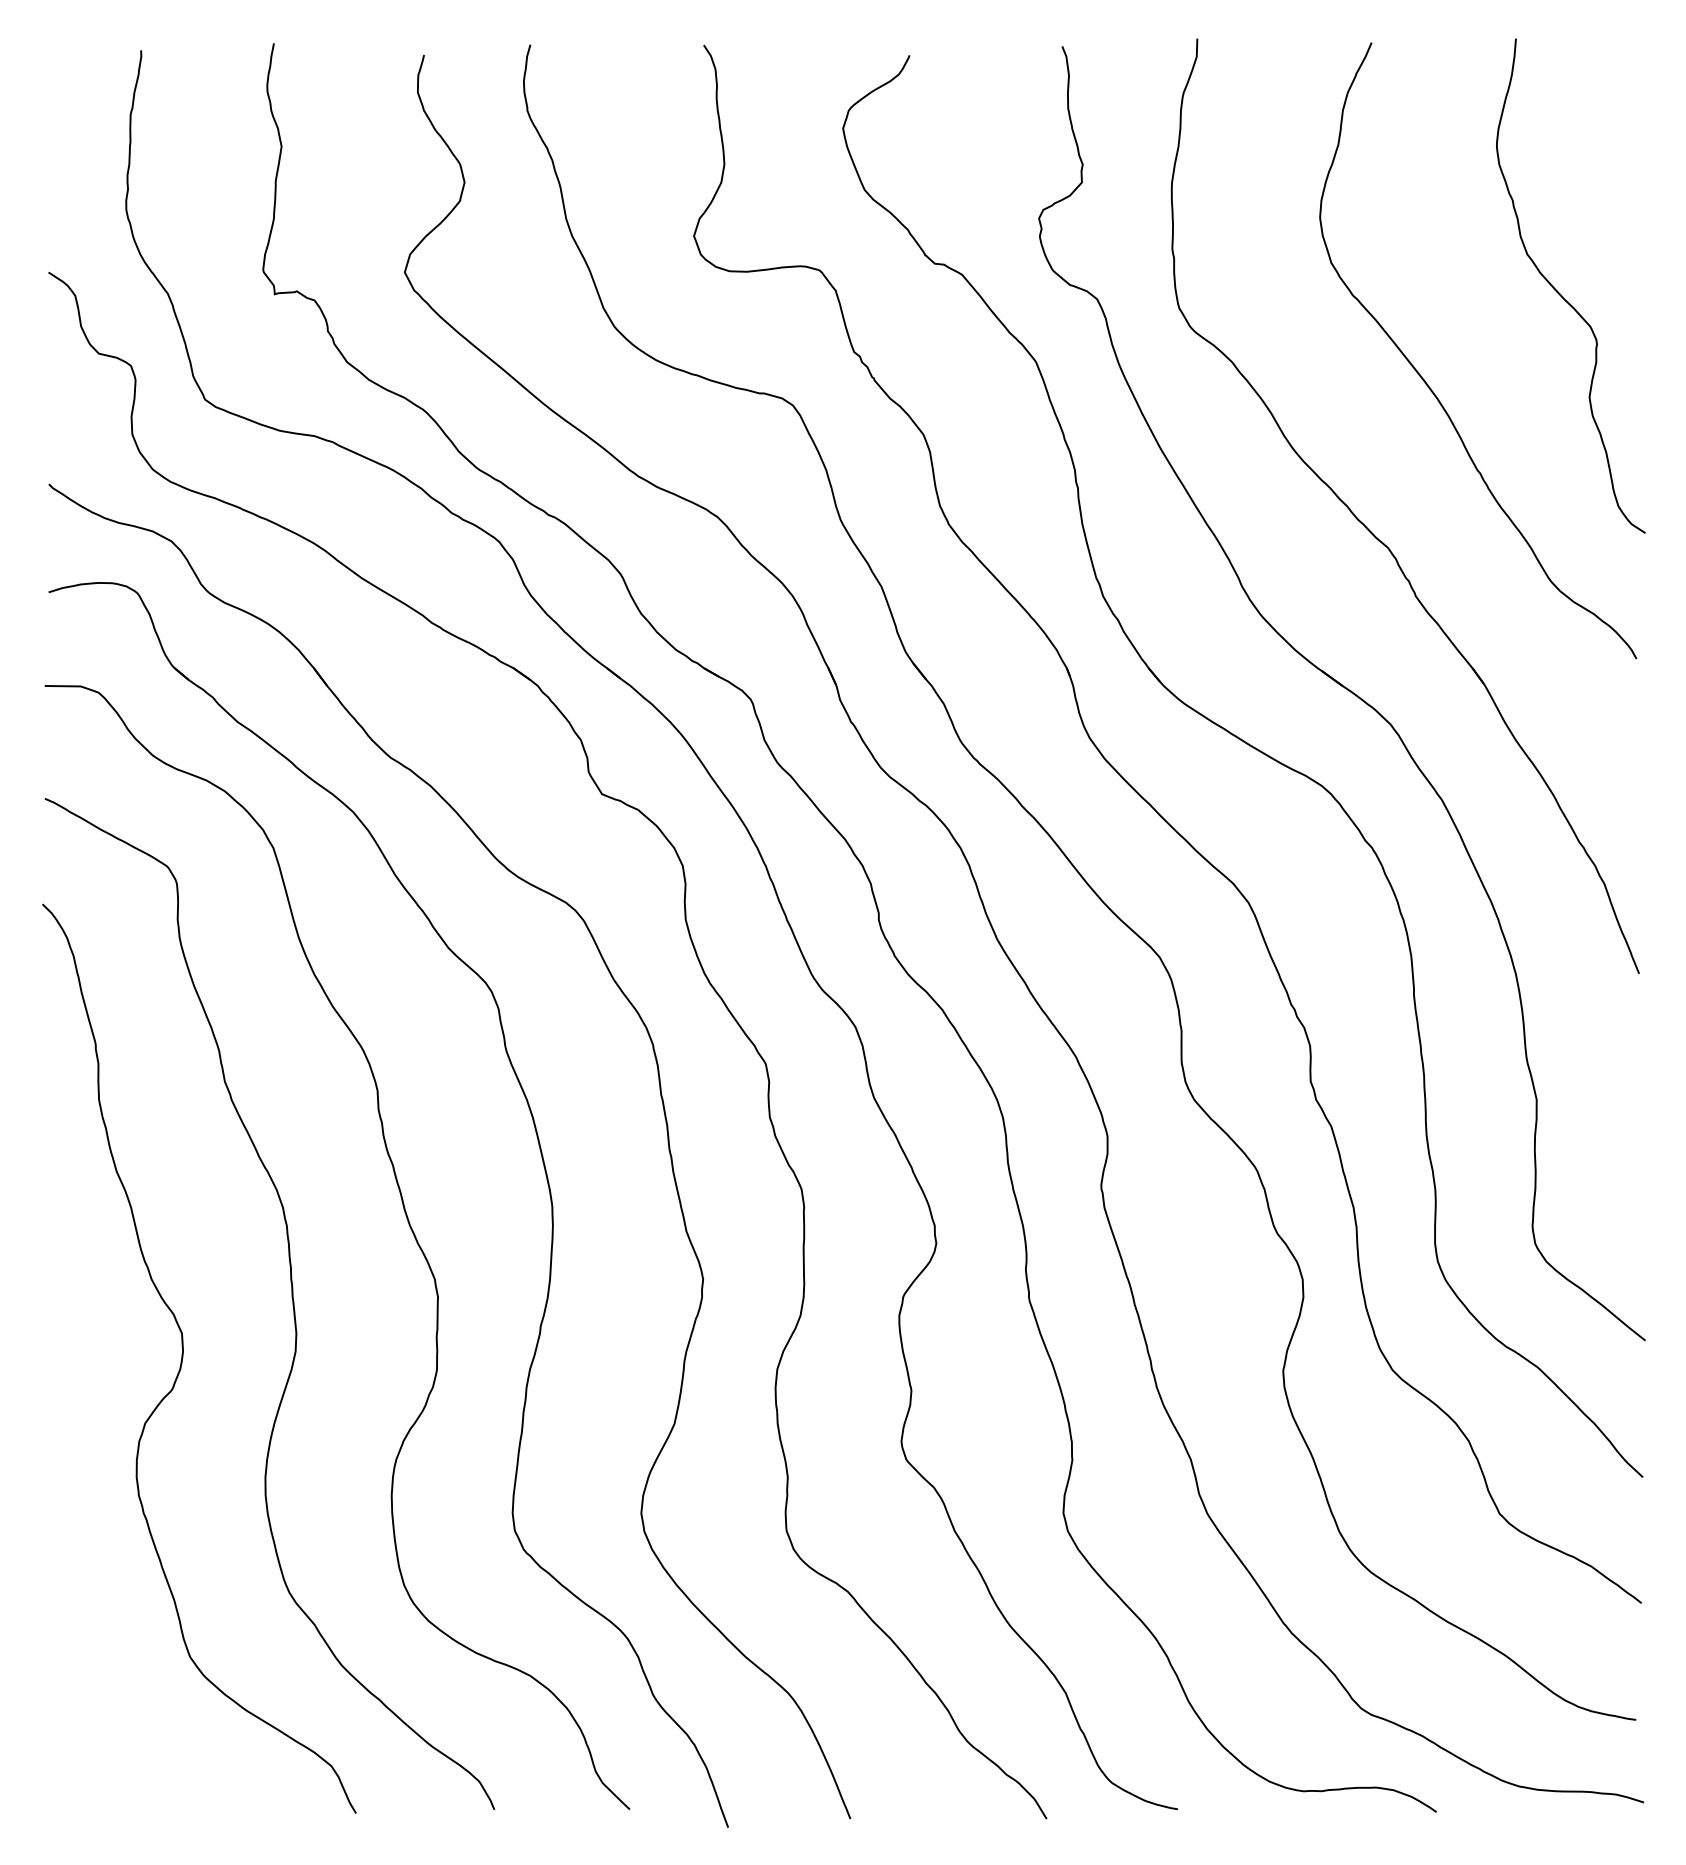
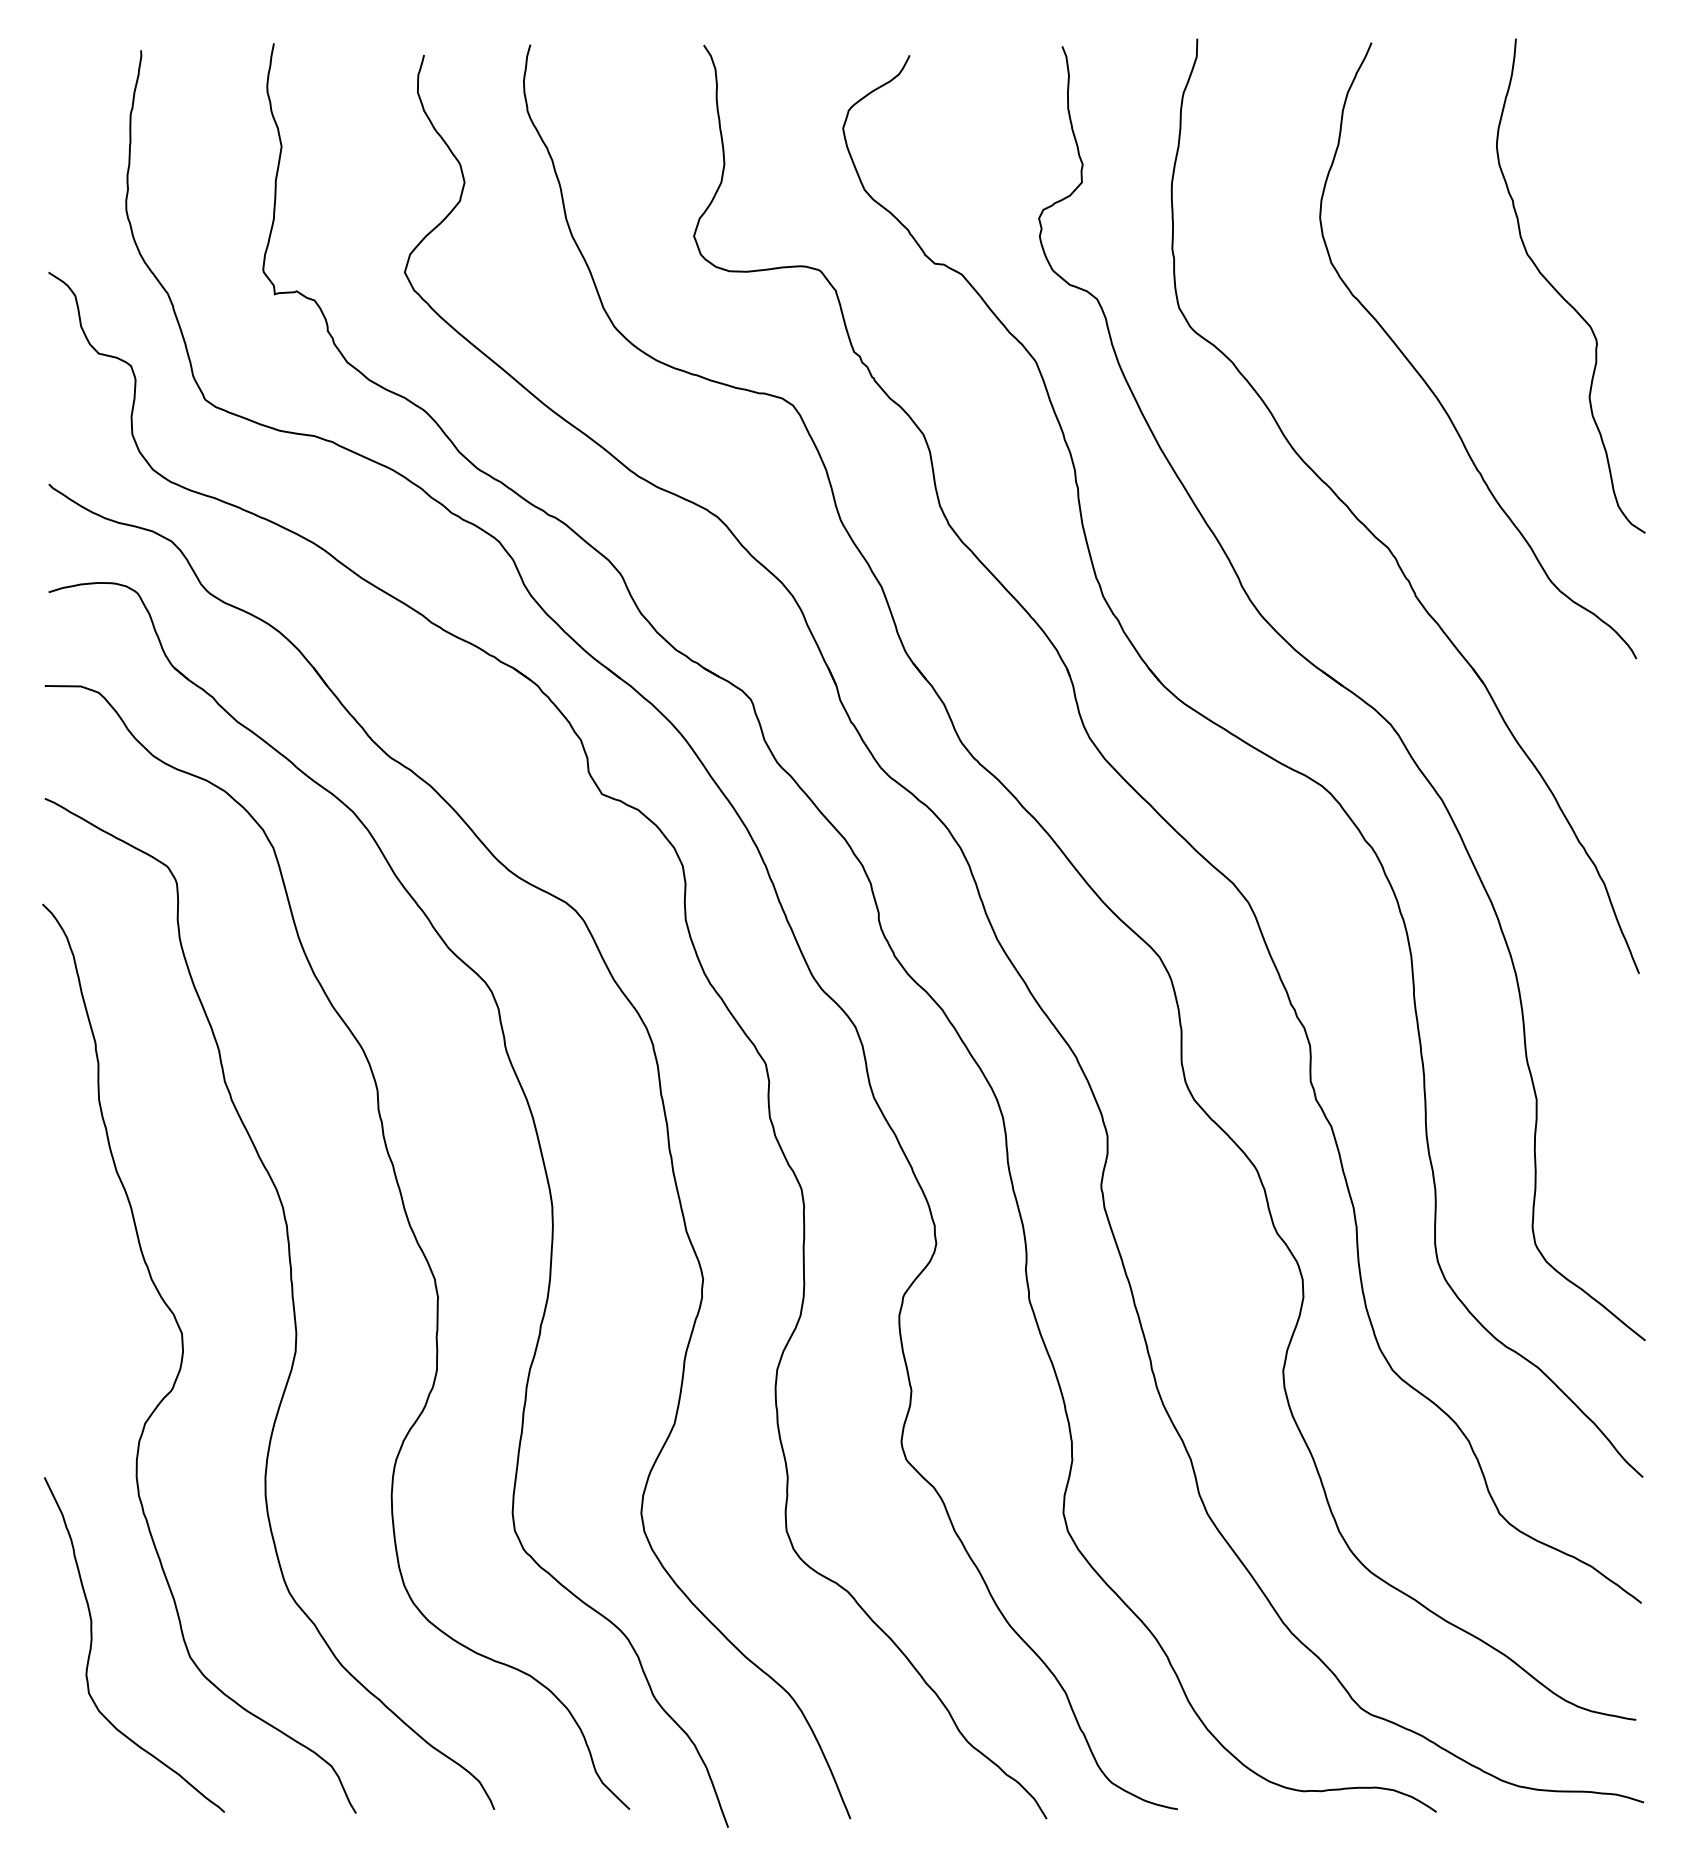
curve: none -> present (92, 1643)
